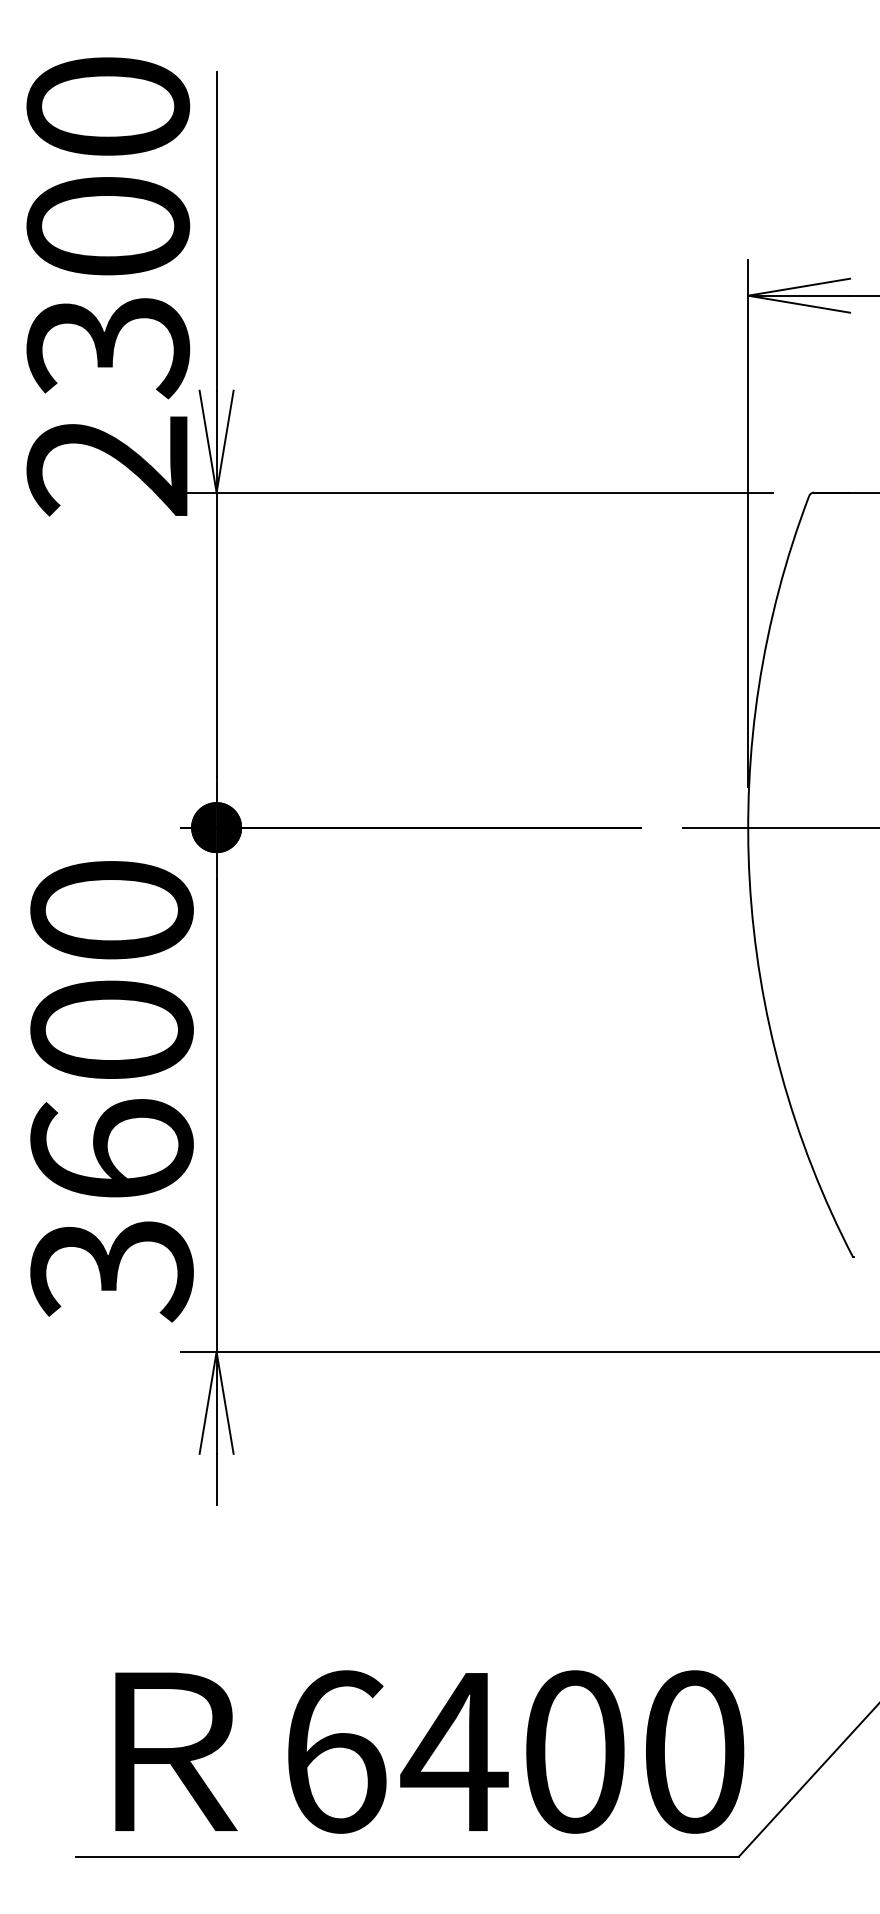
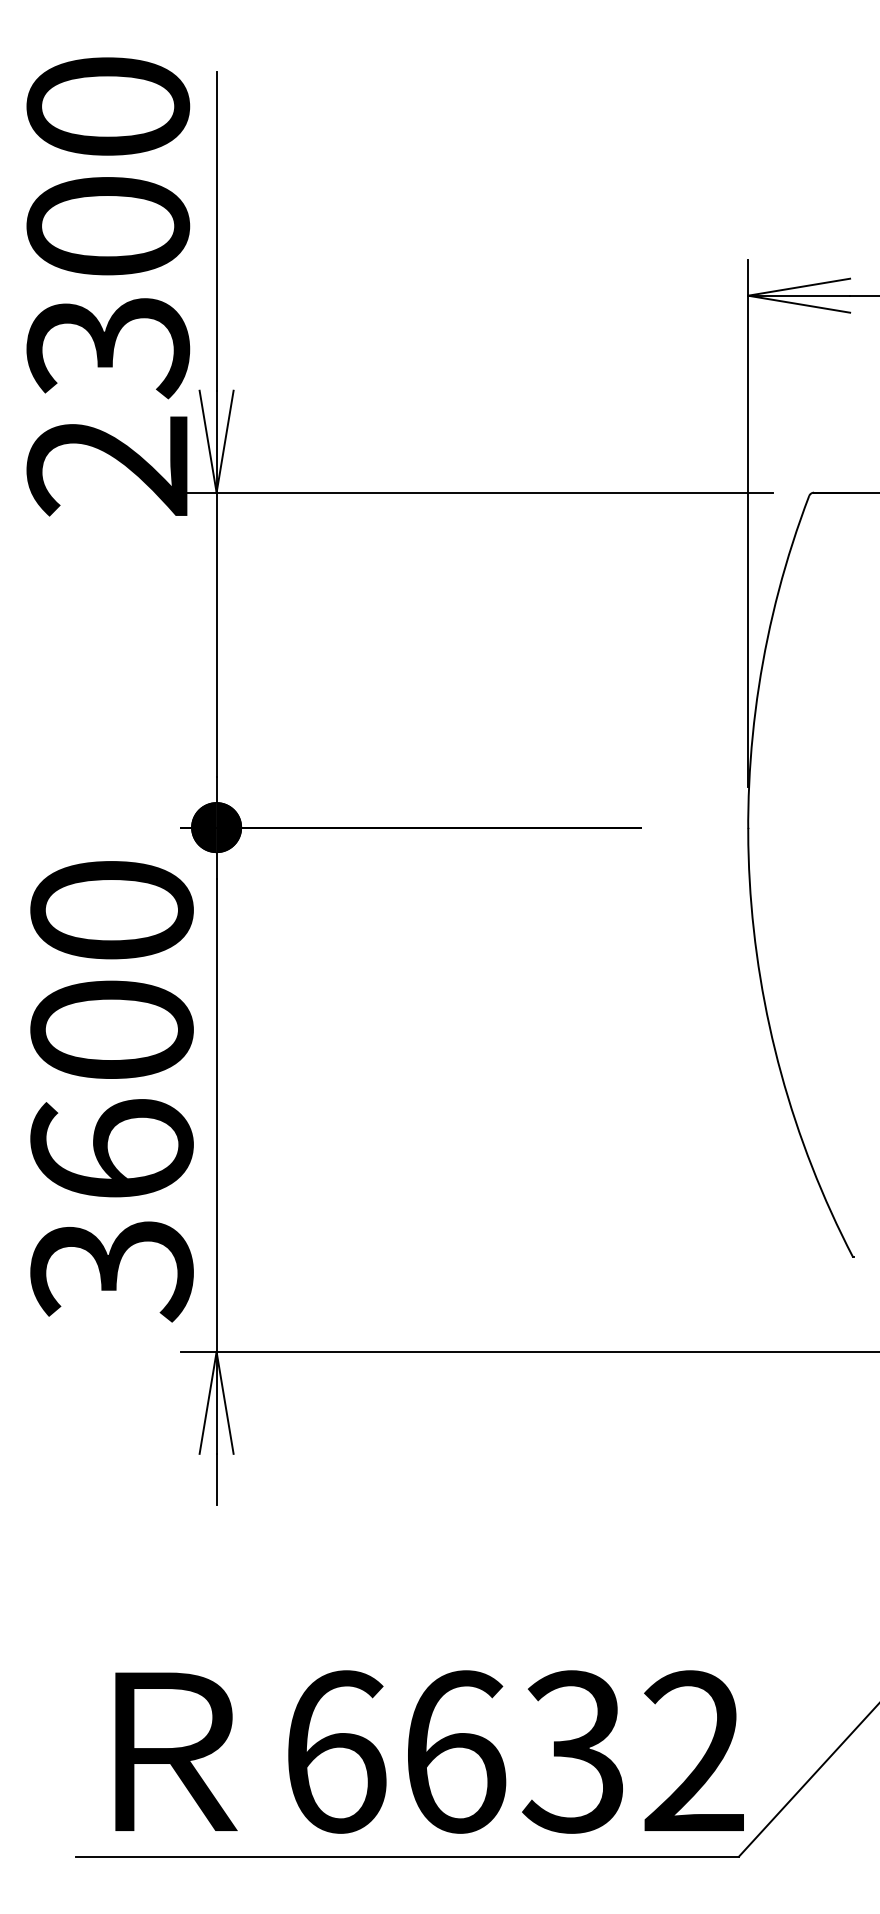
line: present -> none (778, 827)
text: 6400 -> 6632 (572, 1751)
